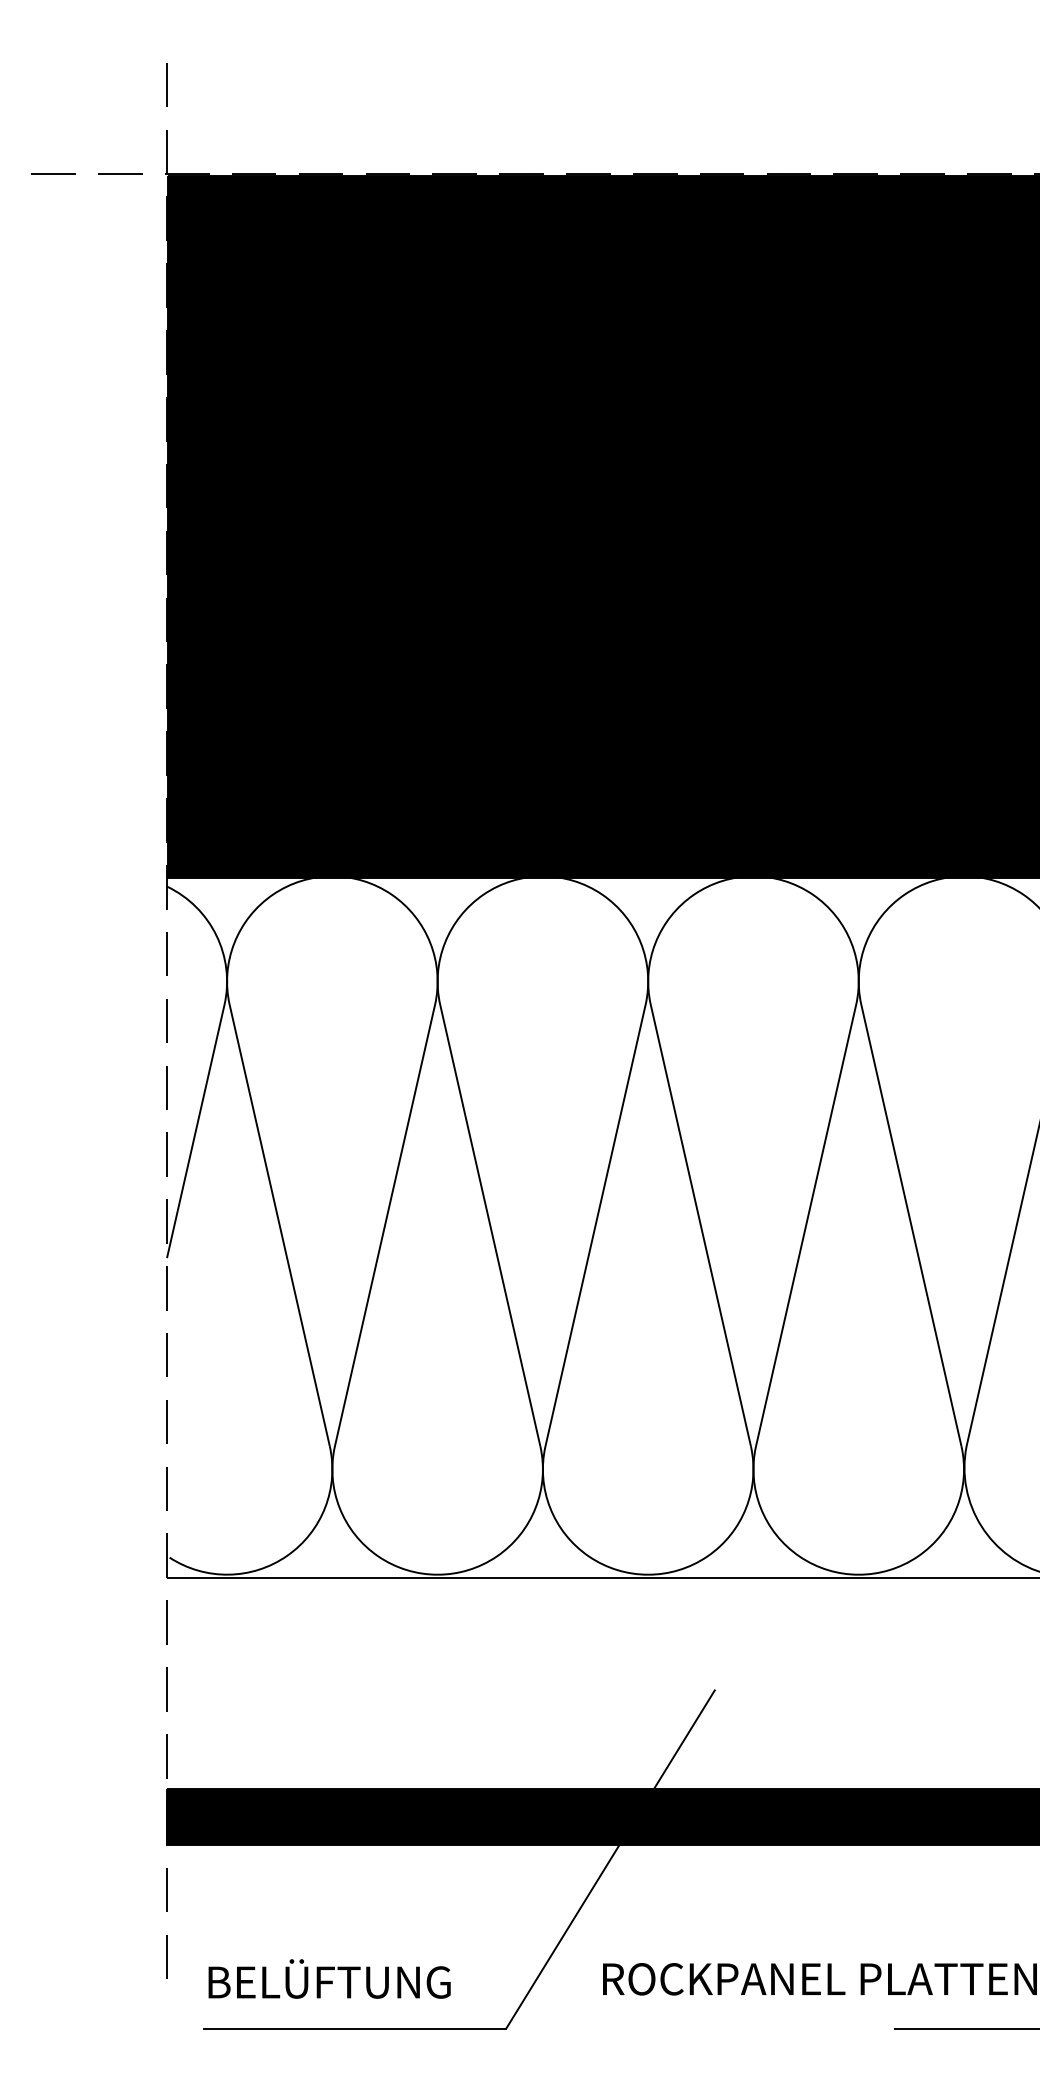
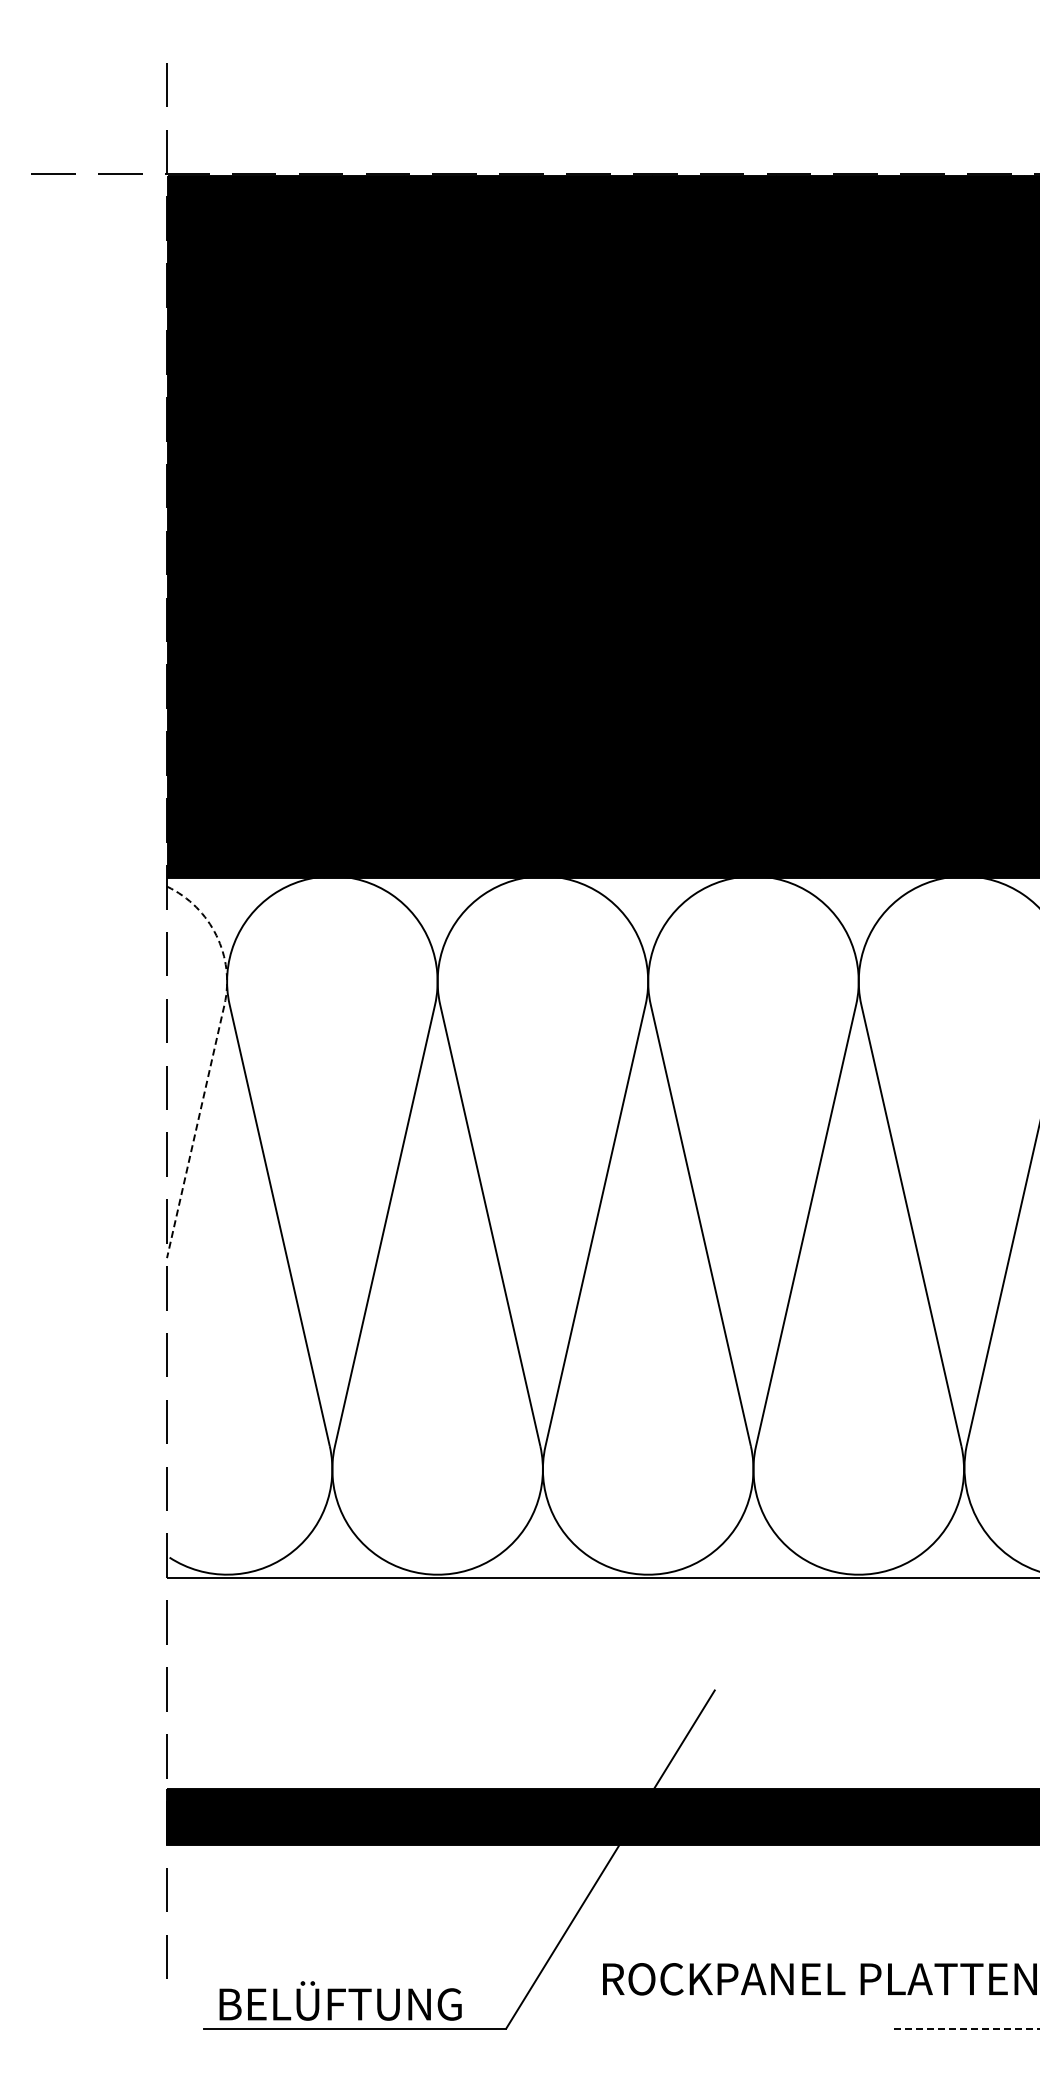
line: solid -> dashed (213, 1051)
text position: (329, 1978) -> (340, 2000) (340, 2000)
line: solid -> dashed (967, 2029)
